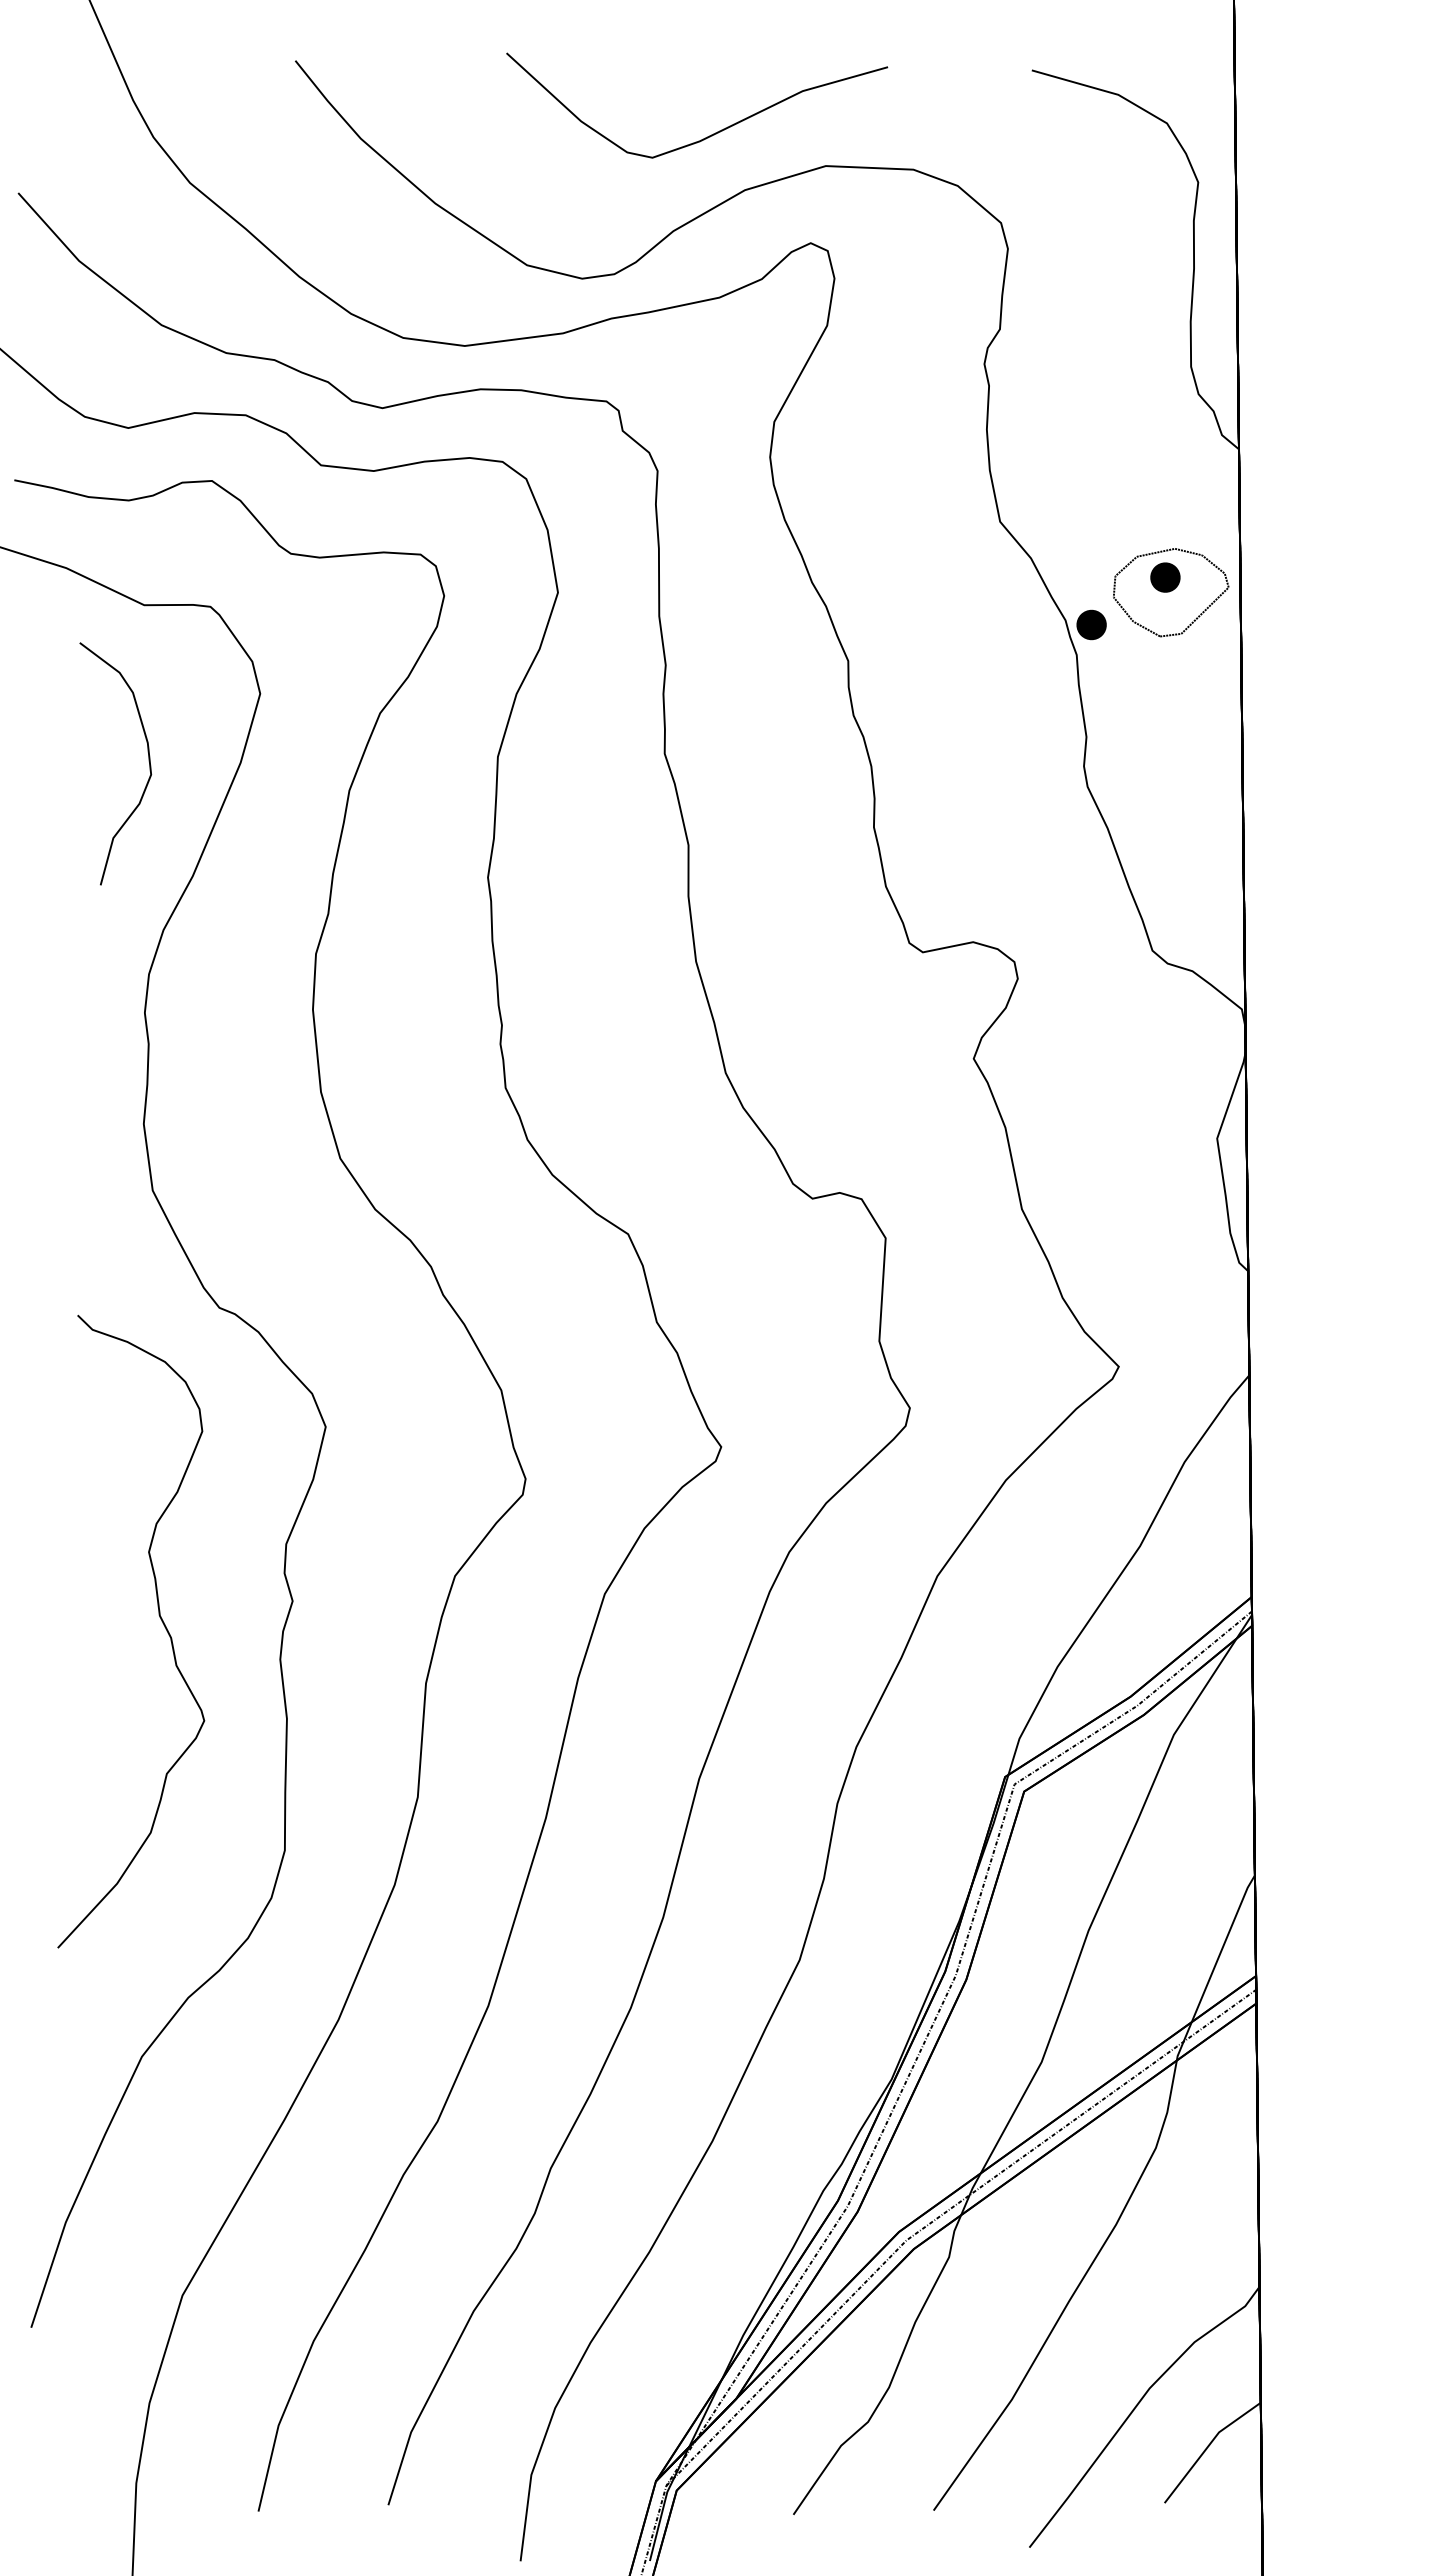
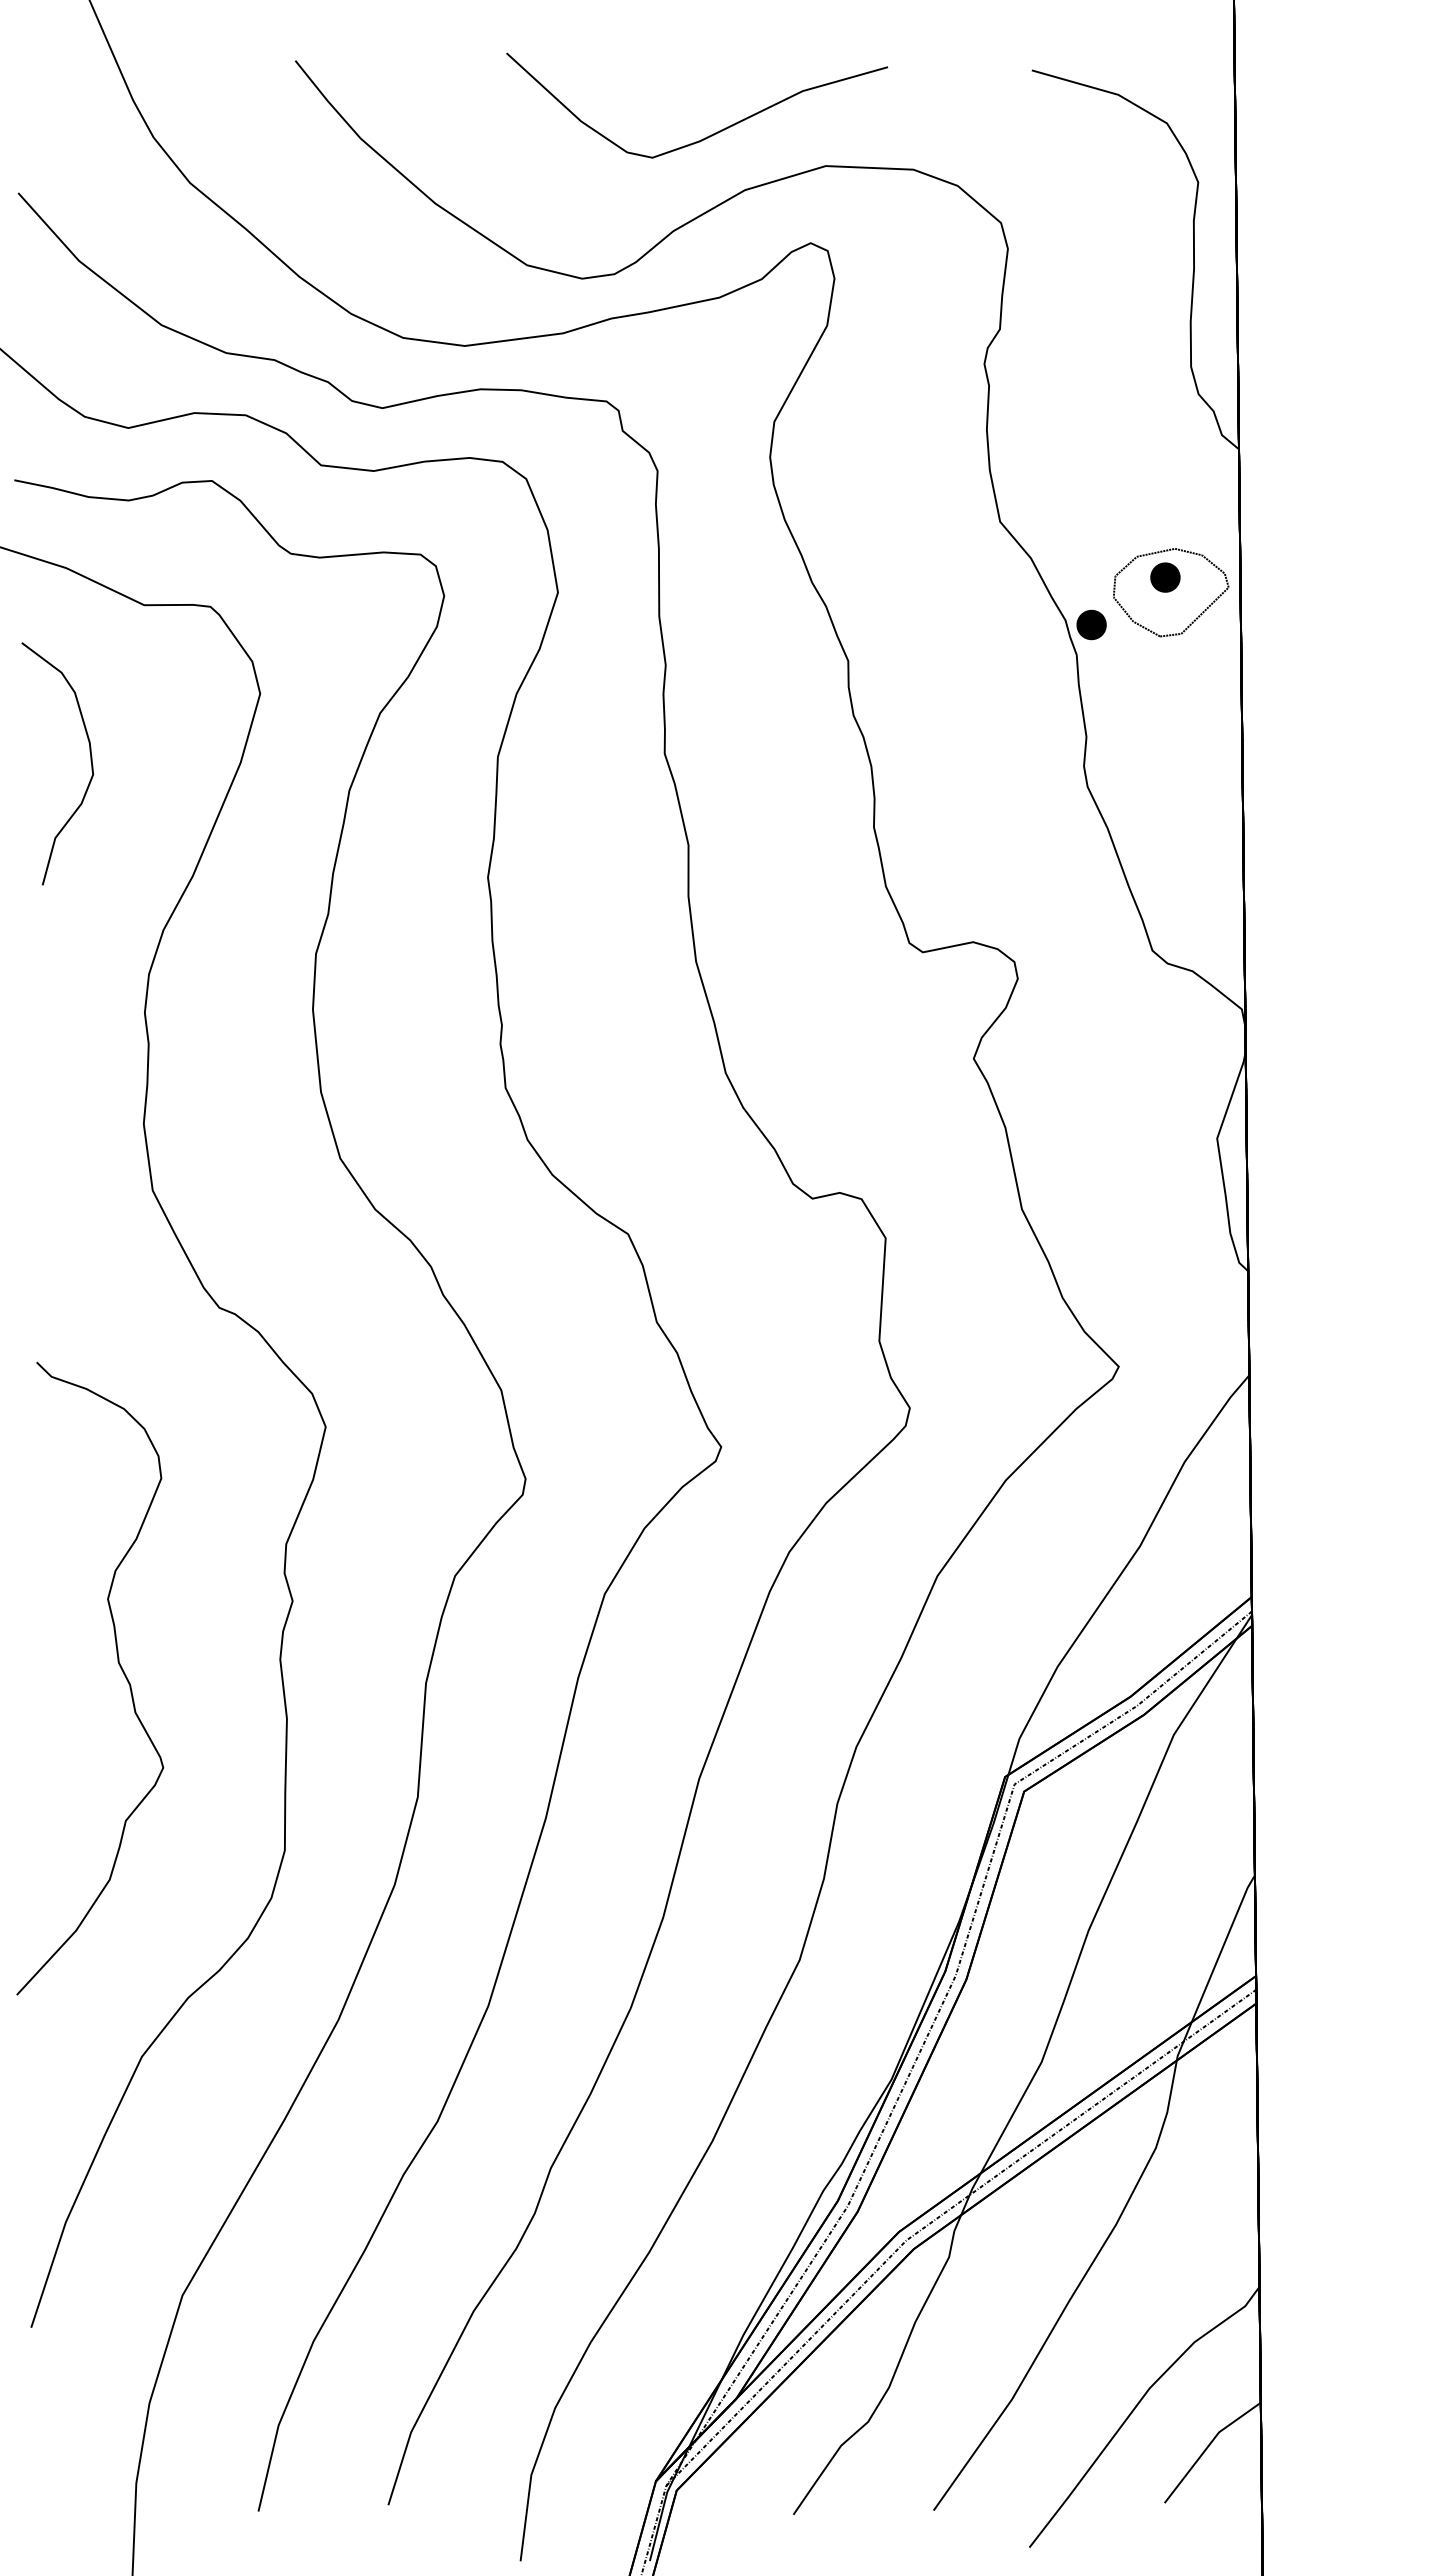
curve position: (148, 761) -> (90, 761) (90, 761)
curve position: (159, 1617) -> (118, 1664) (118, 1664)
